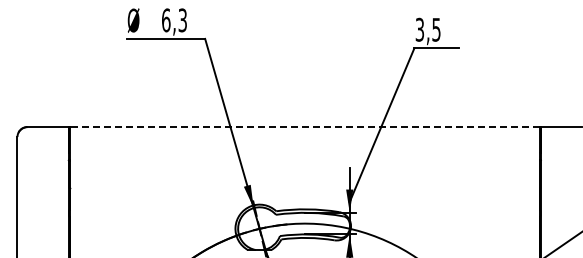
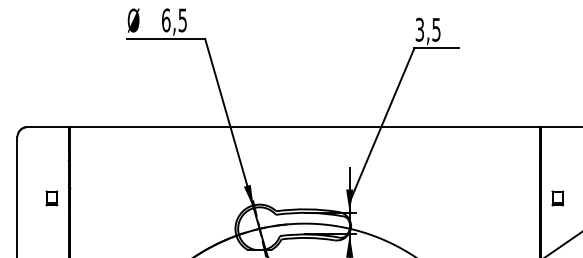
text: 6,3 -> 6,5 (182, 19)
line: dashed -> solid (304, 127)
part: none -> present (51, 198)
part: none -> present (557, 198)
